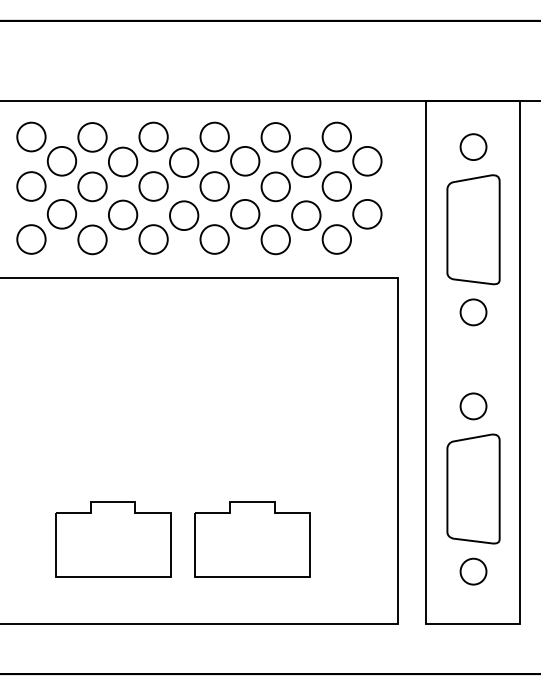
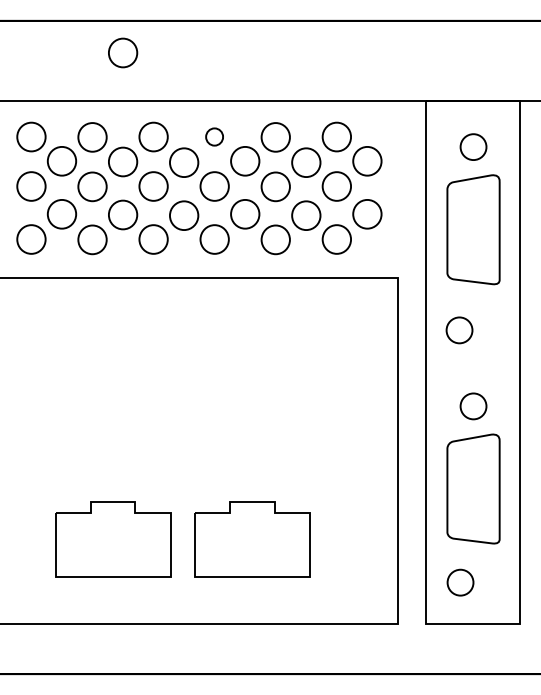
part: none -> present (123, 52)
part size: 31x32 px -> 19x20 px (214, 136)
part position: (473, 312) -> (459, 330) (459, 330)
part position: (473, 571) -> (460, 582) (460, 582)
